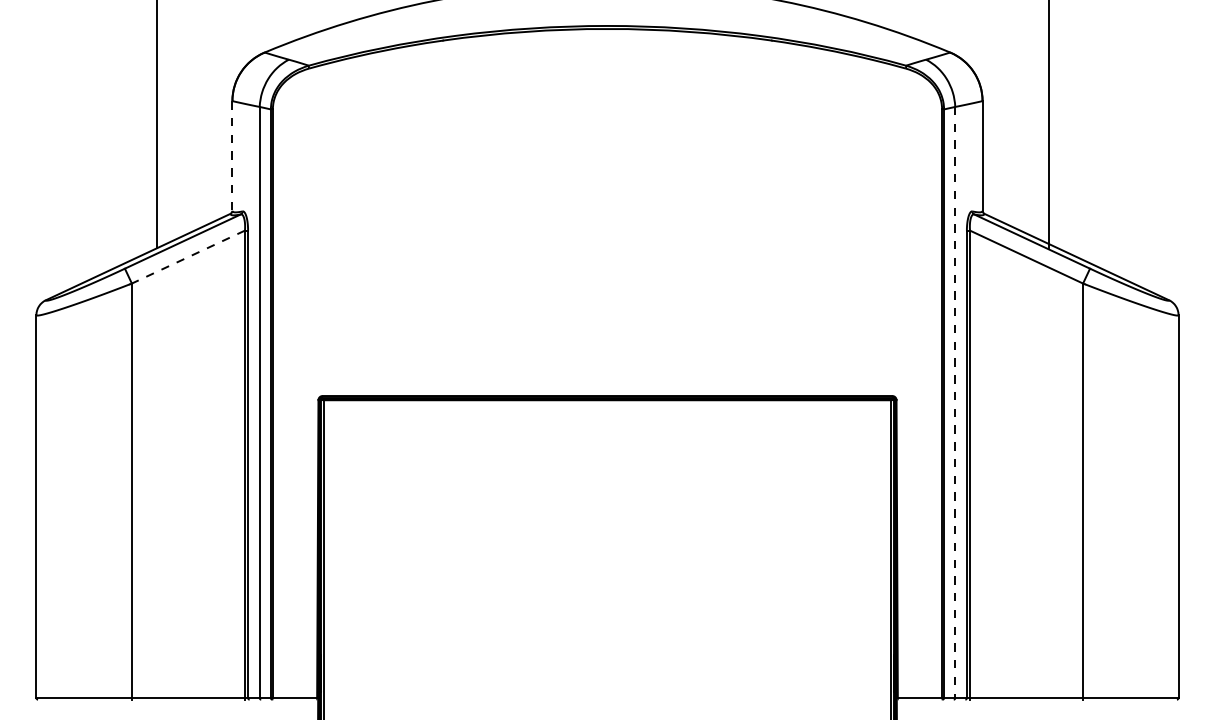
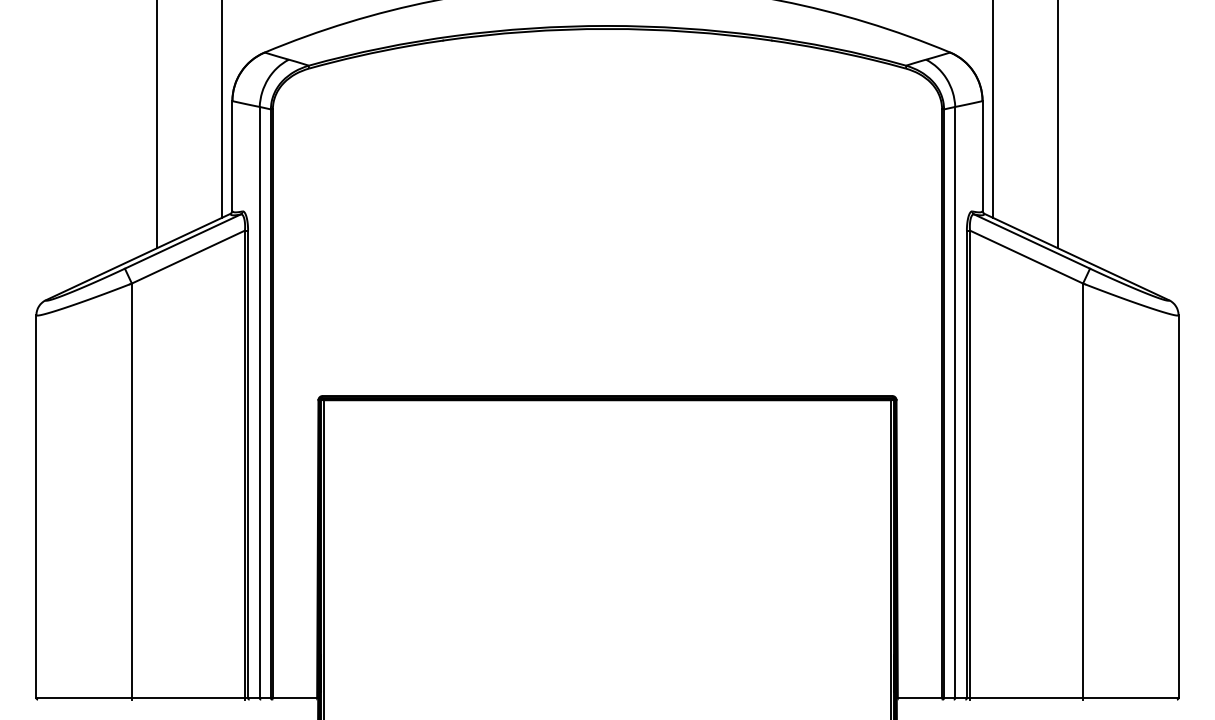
line: none -> present (222, 109)
line: none -> present (992, 109)
line position: (1049, 125) -> (1058, 125) (1058, 125)
line: dashed -> solid (232, 155)
line: dashed -> solid (187, 257)
line: dashed -> solid (955, 402)
